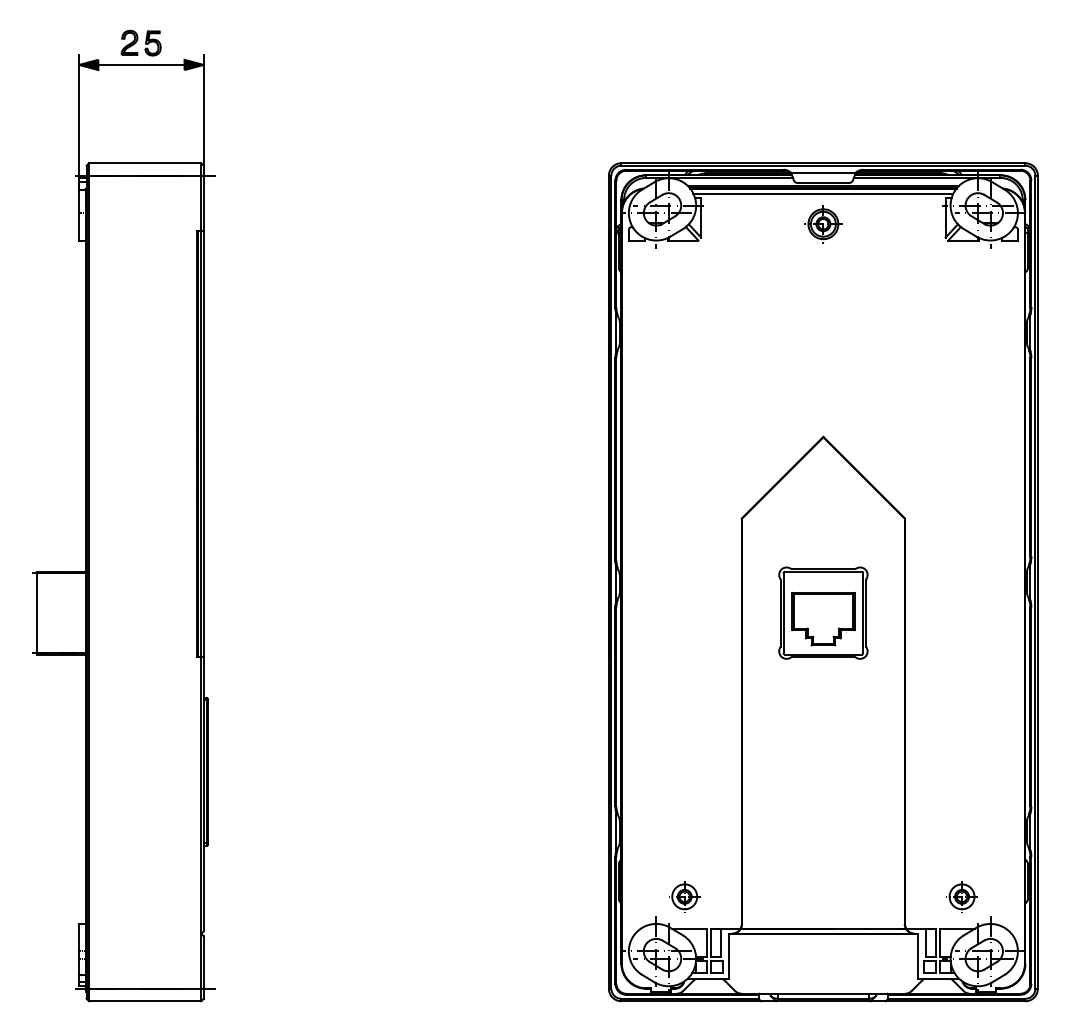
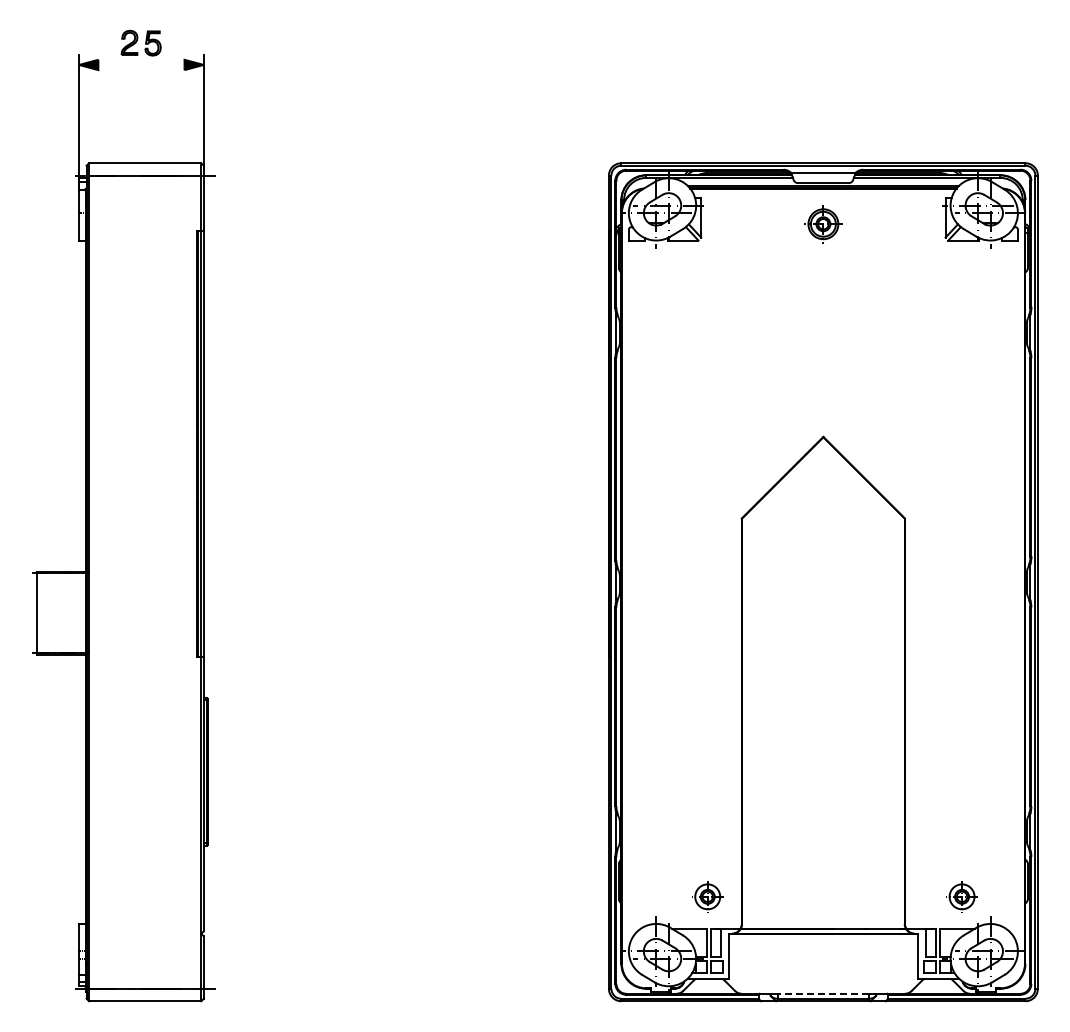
line: present -> none (141, 64)
line: present -> none (823, 193)
part: present -> none (823, 612)
part position: (684, 896) -> (707, 896) (707, 896)
line: solid -> dashed (823, 993)
